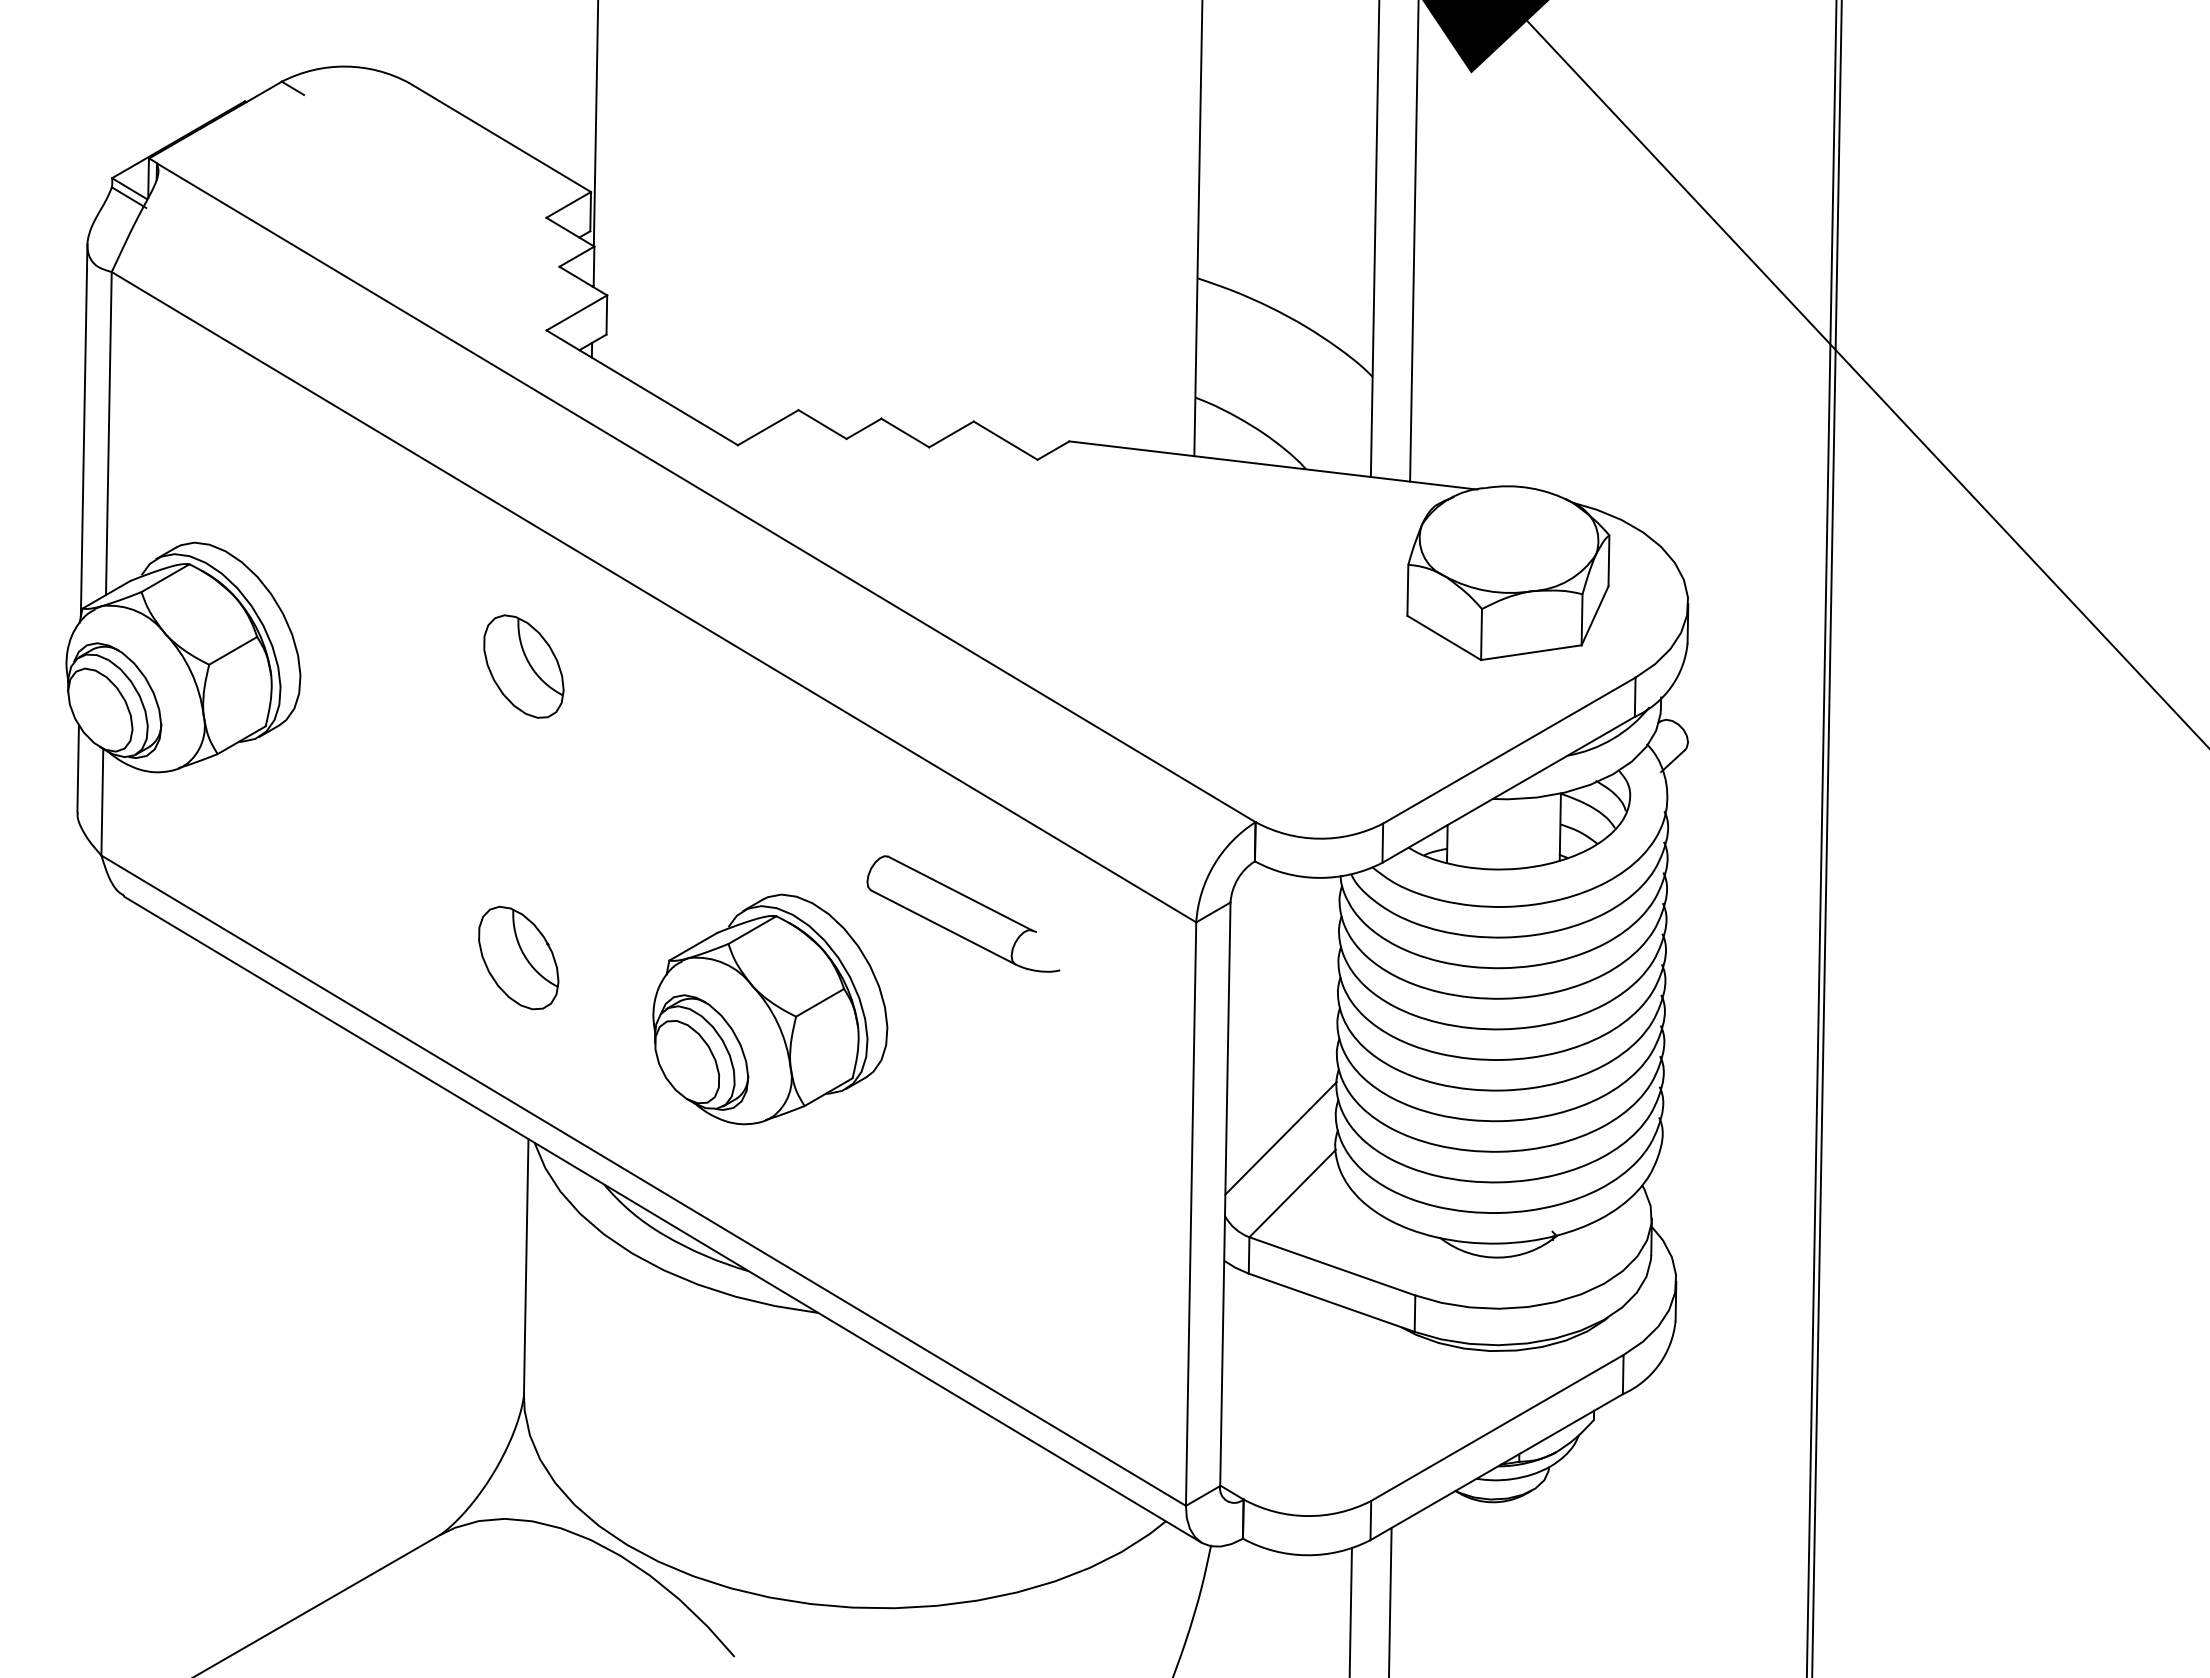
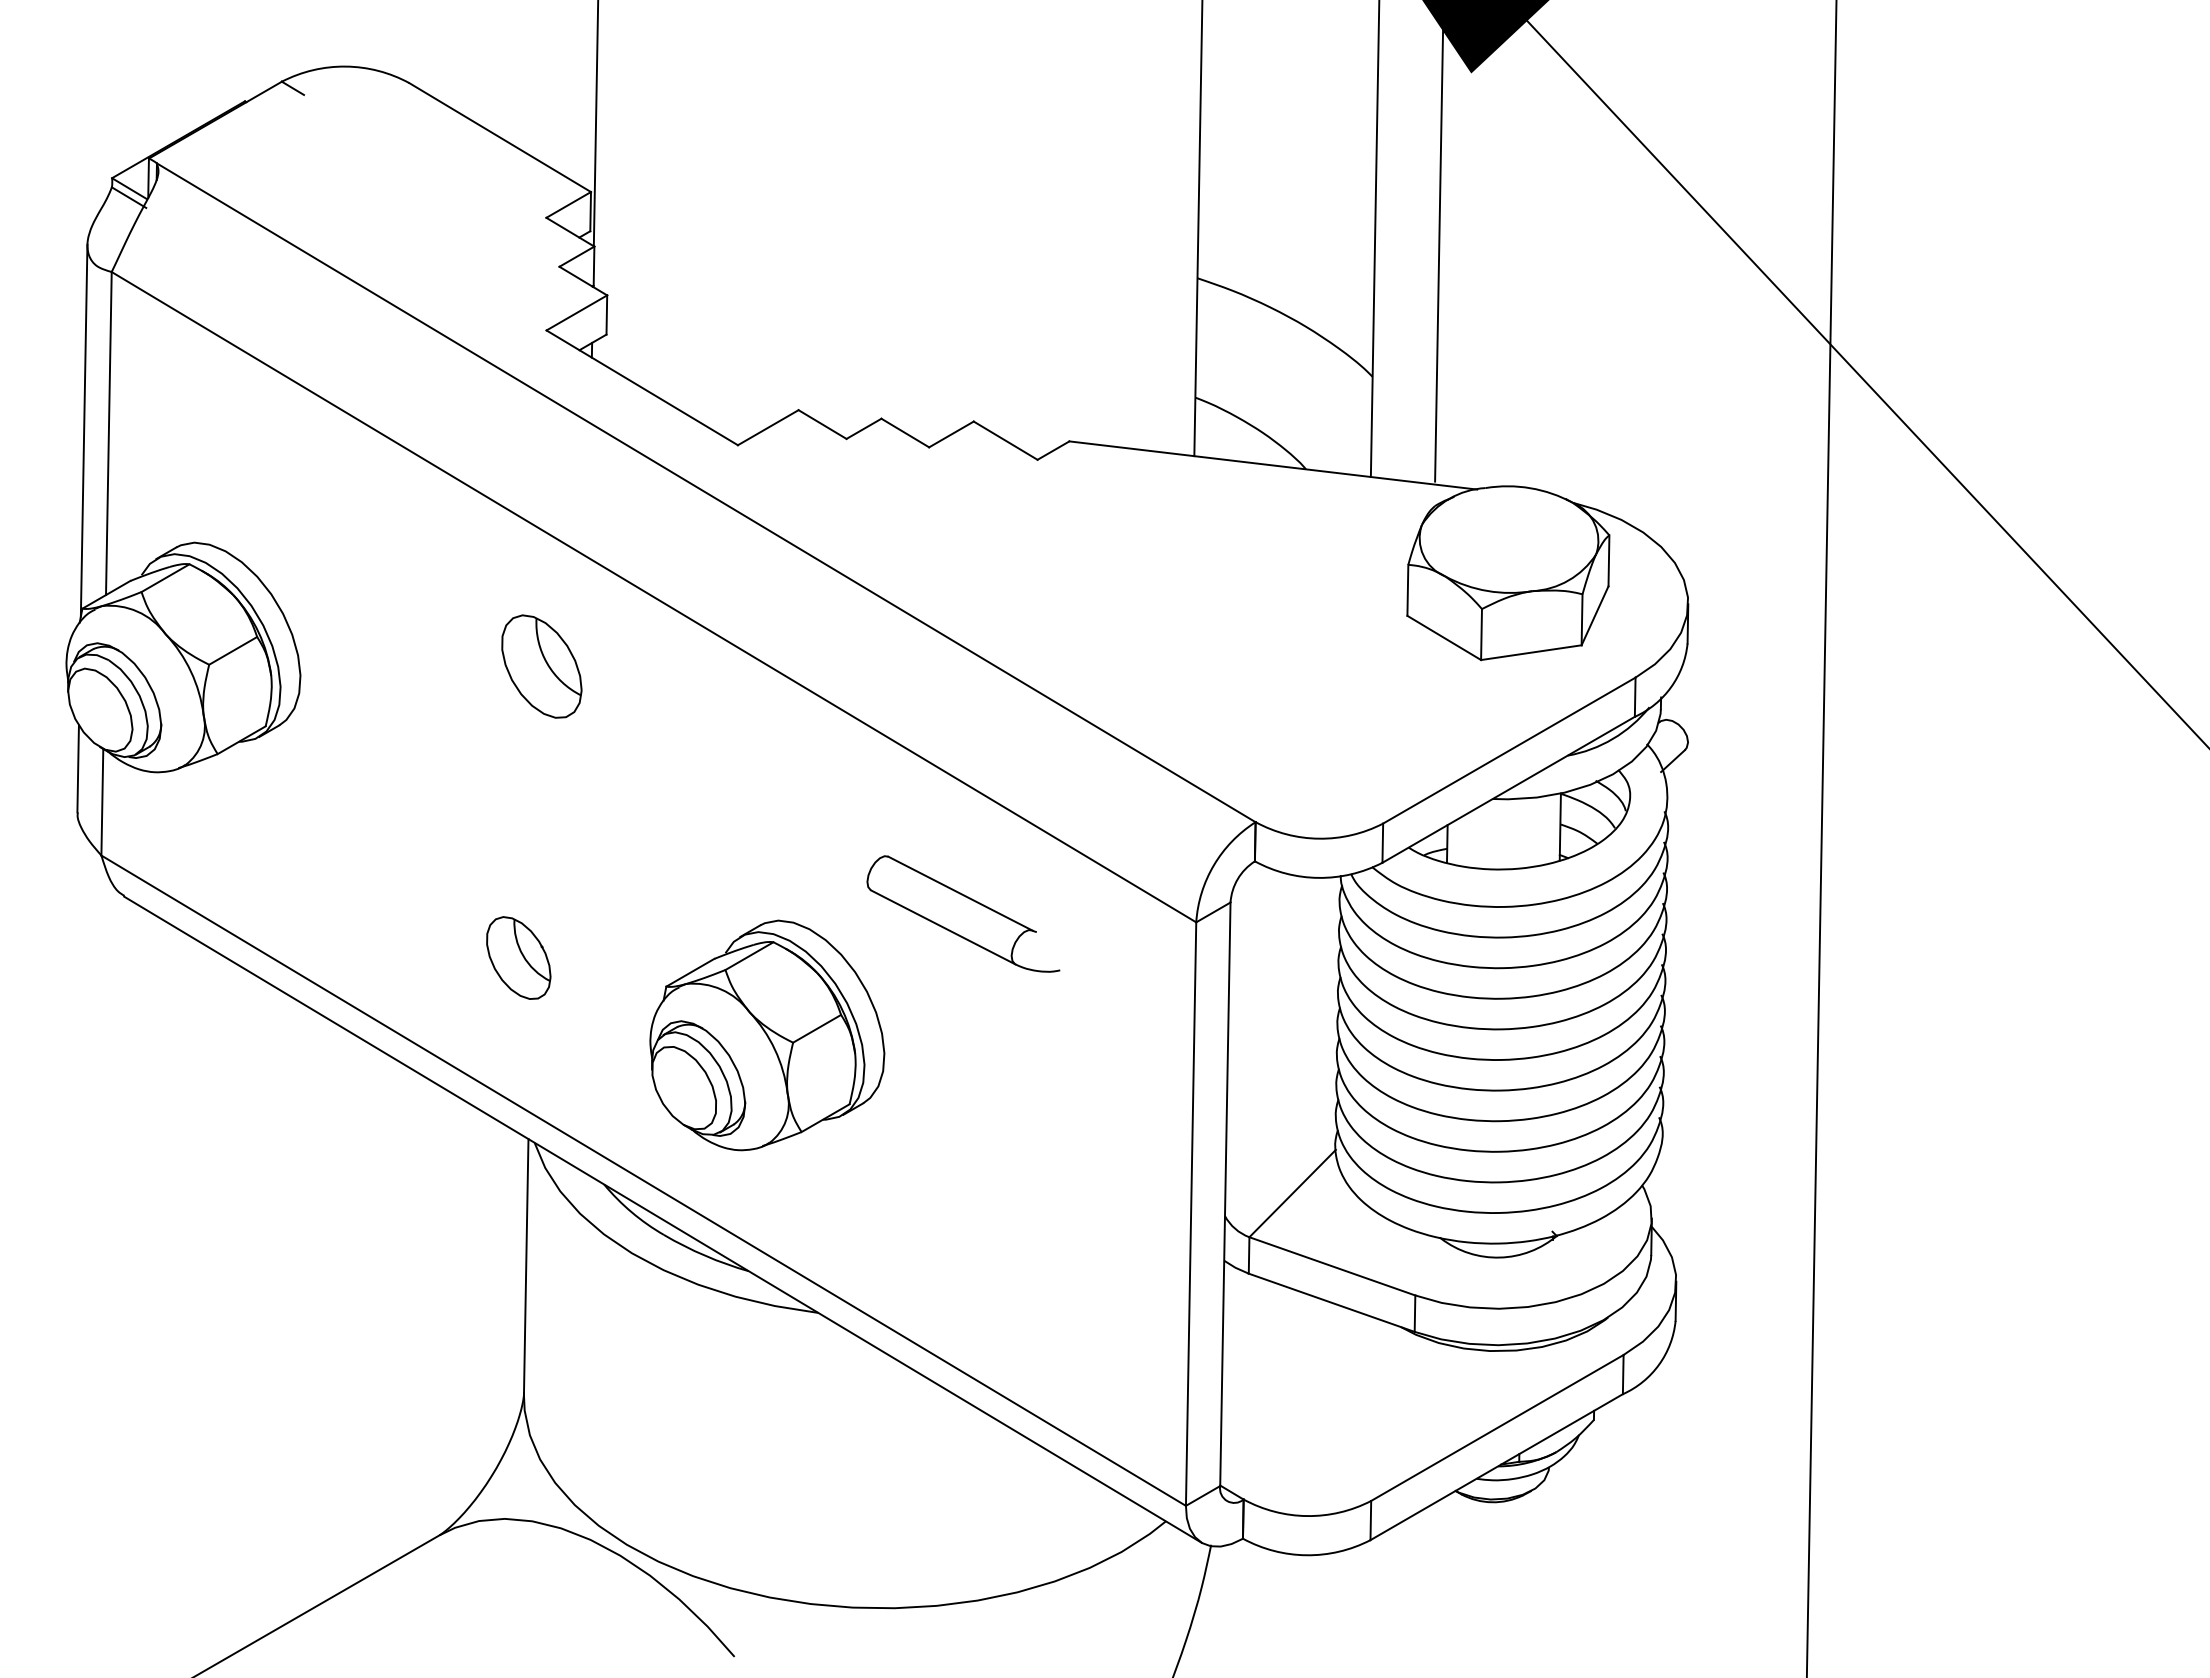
line position: (1414, 241) -> (1439, 241) (1439, 241)
part position: (523, 666) -> (541, 666) (541, 666)
line: present -> none (1826, 838)
part size: 82x106 px -> 66x84 px (518, 957)
part position: (770, 1009) -> (767, 1035) (767, 1035)
line: present -> none (1280, 1138)
line: present -> none (1390, 1600)
line: present -> none (1350, 1611)
